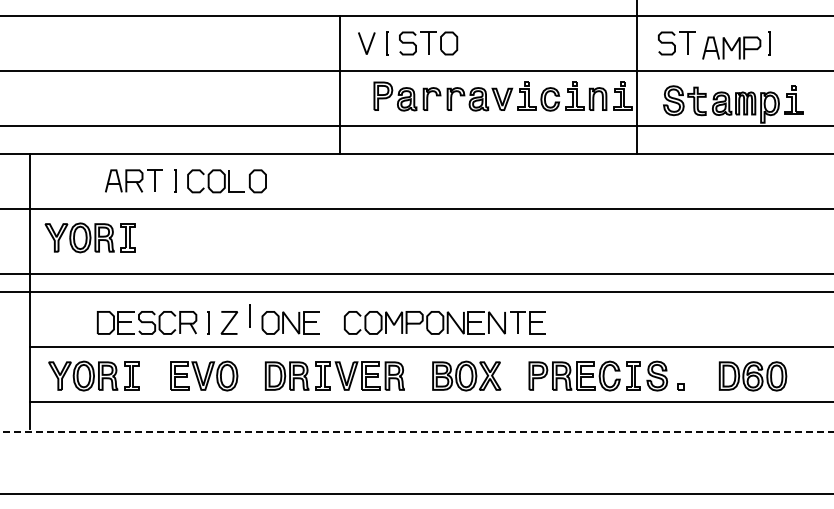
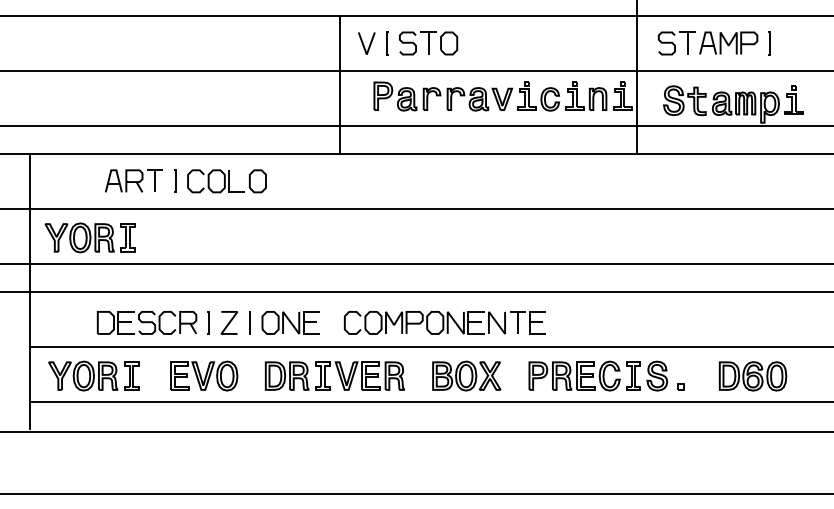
part position: (731, 47) -> (728, 42) (728, 42)
line position: (416, 274) -> (416, 264) (416, 264)
line position: (249, 315) -> (249, 322) (249, 322)
line: dashed -> solid (418, 431)
